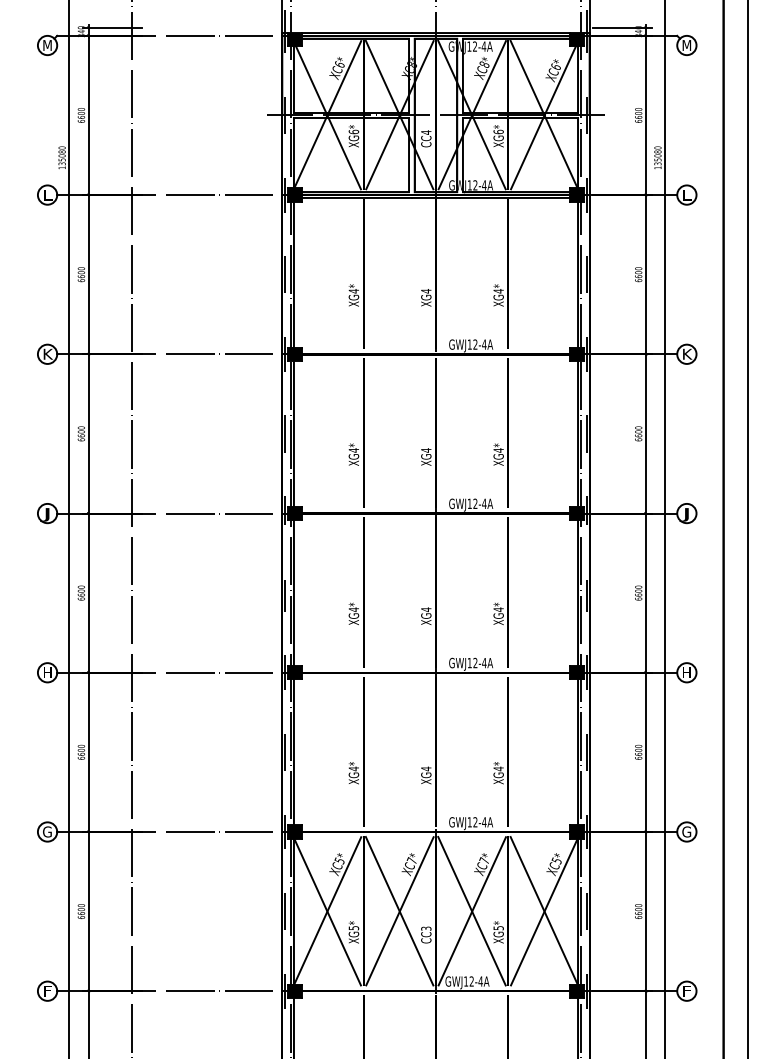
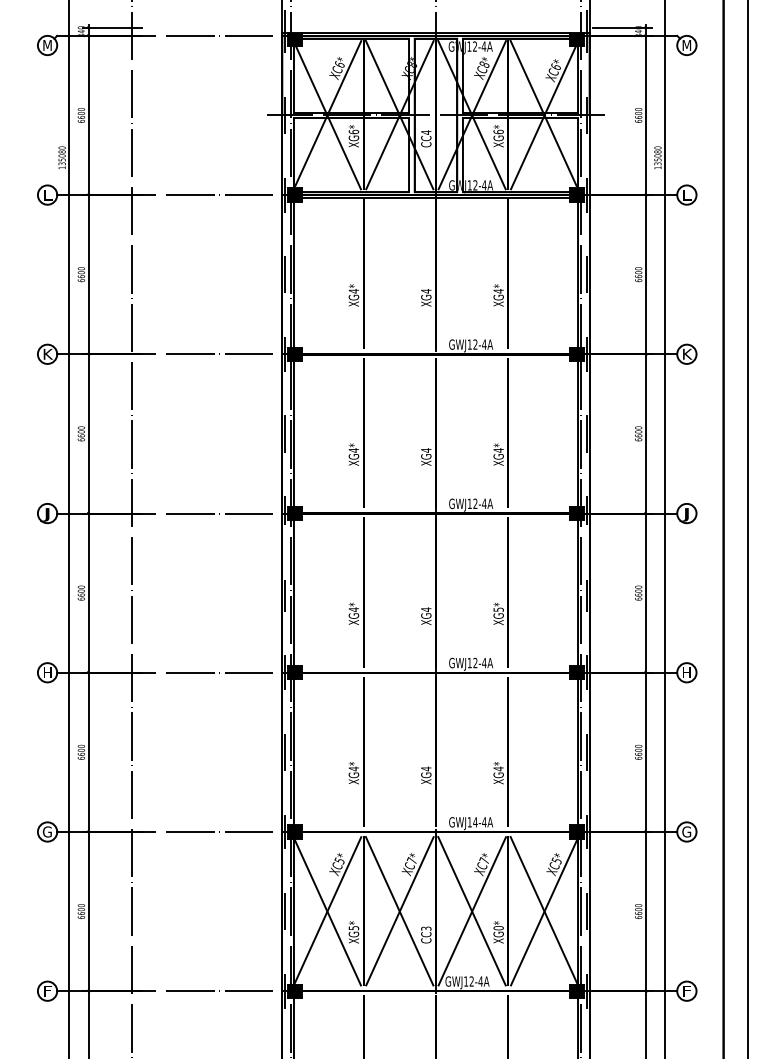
text: XG4* -> XG5* (498, 609)
text: GWJ12-4A -> GWJ14-4A (475, 822)
text: XG5* -> XG0* (498, 928)
